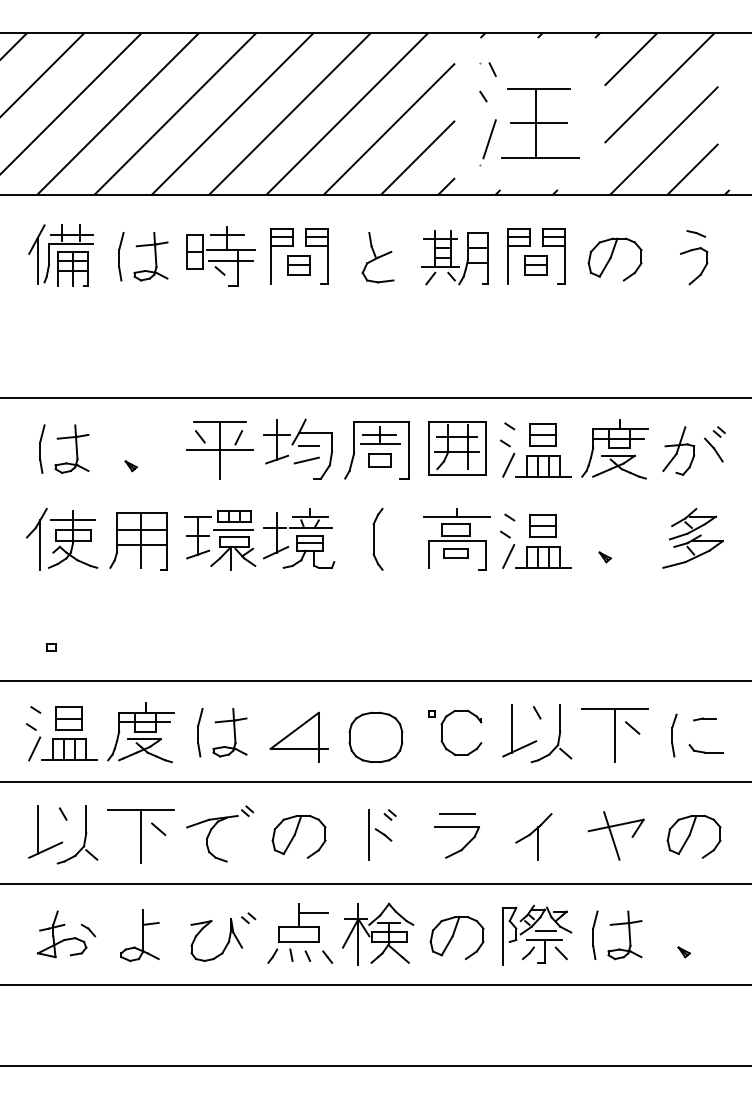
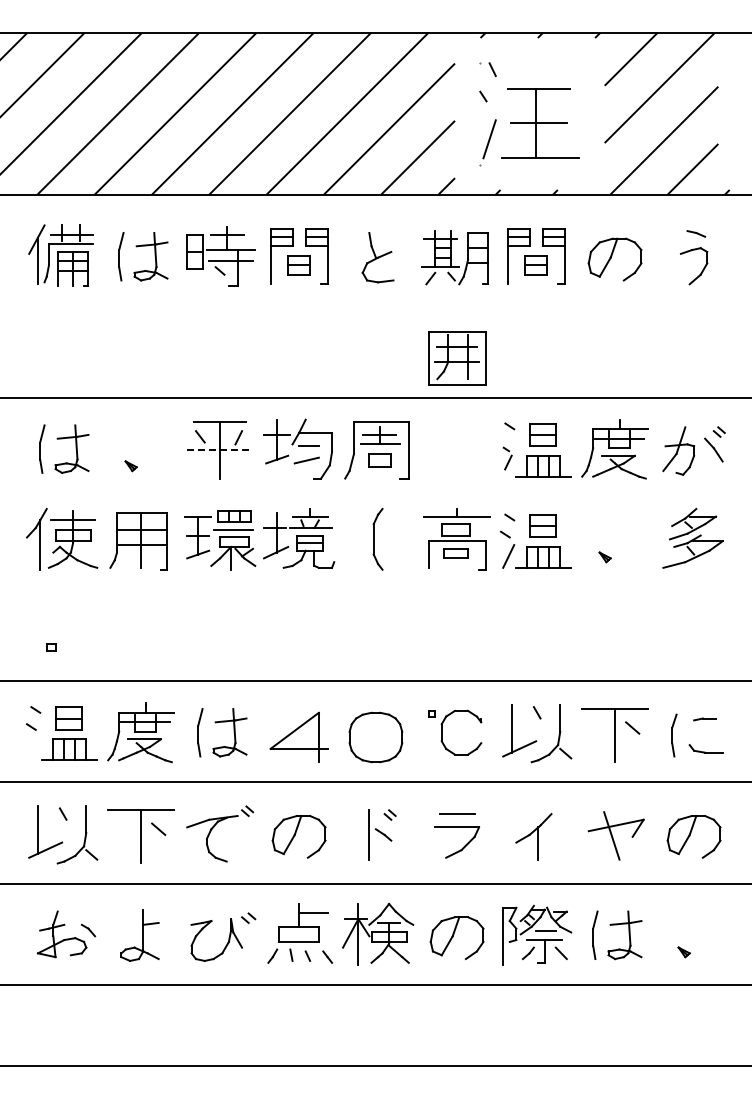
part position: (457, 448) -> (457, 358) (457, 358)
line: solid -> dashed (220, 450)
part size: 16x39 px -> 11x25 px (507, 458)
line: present -> none (34, 748)
